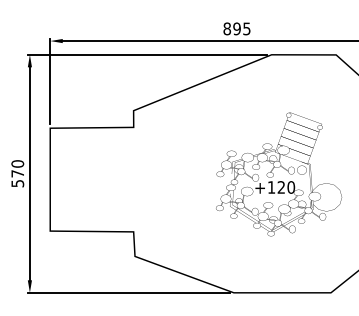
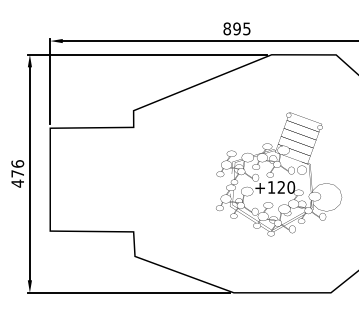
text: 570 -> 476 (17, 173)
